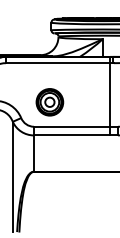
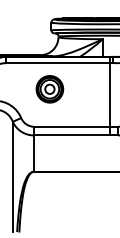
part position: (49, 102) -> (49, 89) (49, 89)
